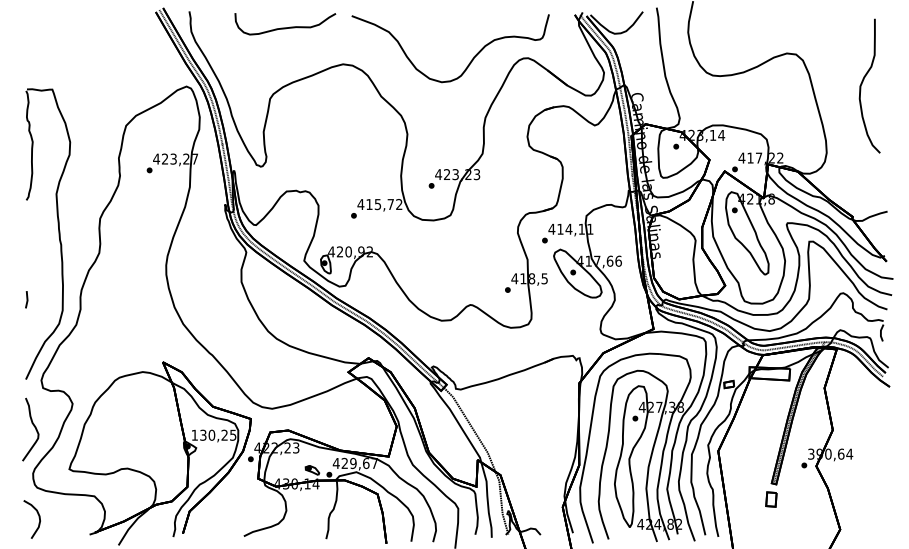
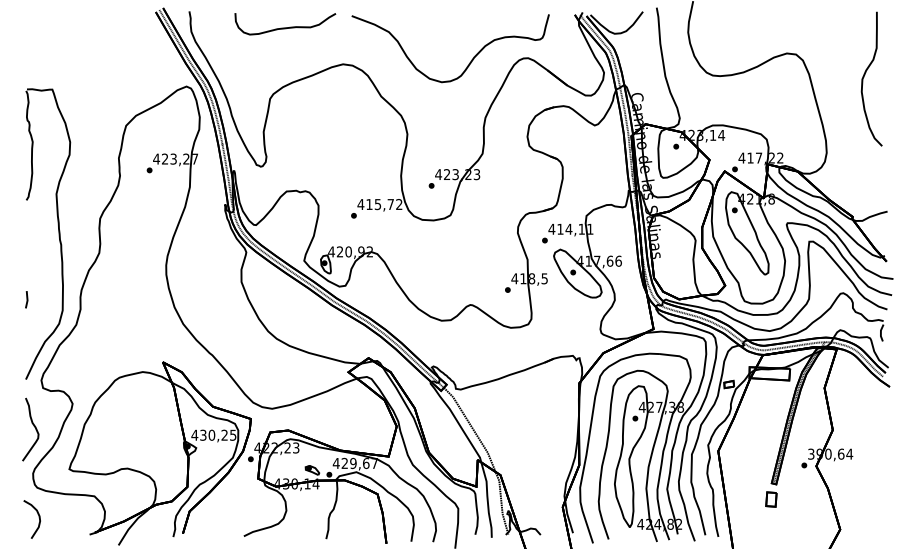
curve position: (863, 82) -> (865, 75) (865, 75)
text: 130,25 -> 430,25 (194, 434)
